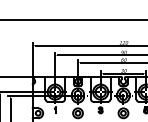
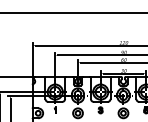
line position: (73, 20) -> (73, 13) (73, 13)
